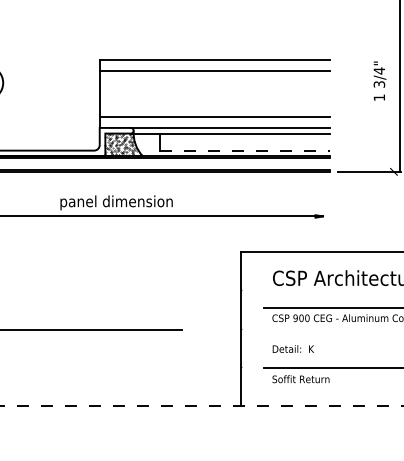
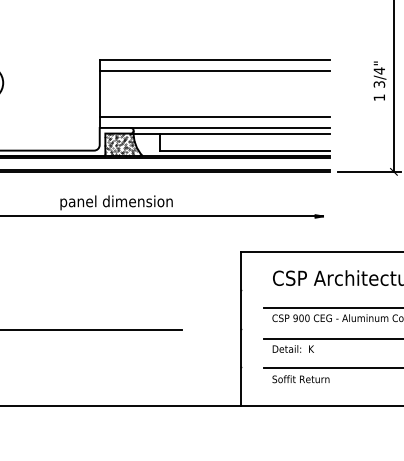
line position: (399, 86) -> (393, 86) (393, 86)
line: dashed -> solid (245, 150)
line: none -> present (331, 339)
line: dashed -> solid (201, 405)
